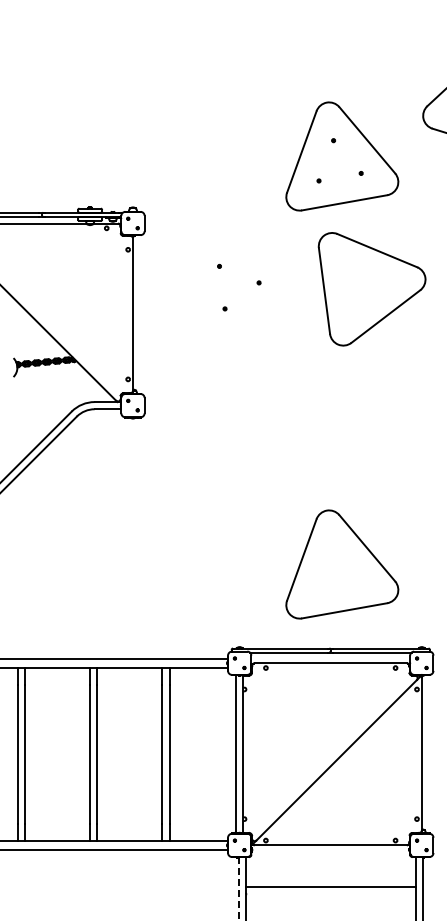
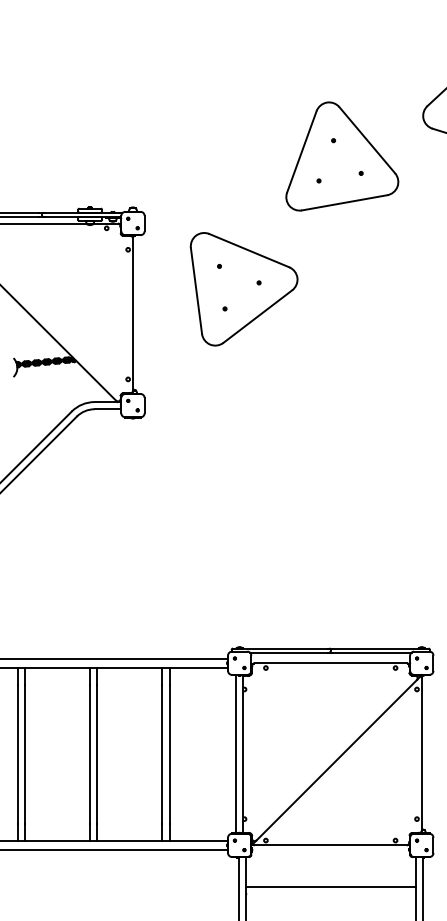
part position: (371, 289) -> (243, 289) (243, 289)
part: present -> none (342, 564)
line: dashed -> solid (238, 889)
